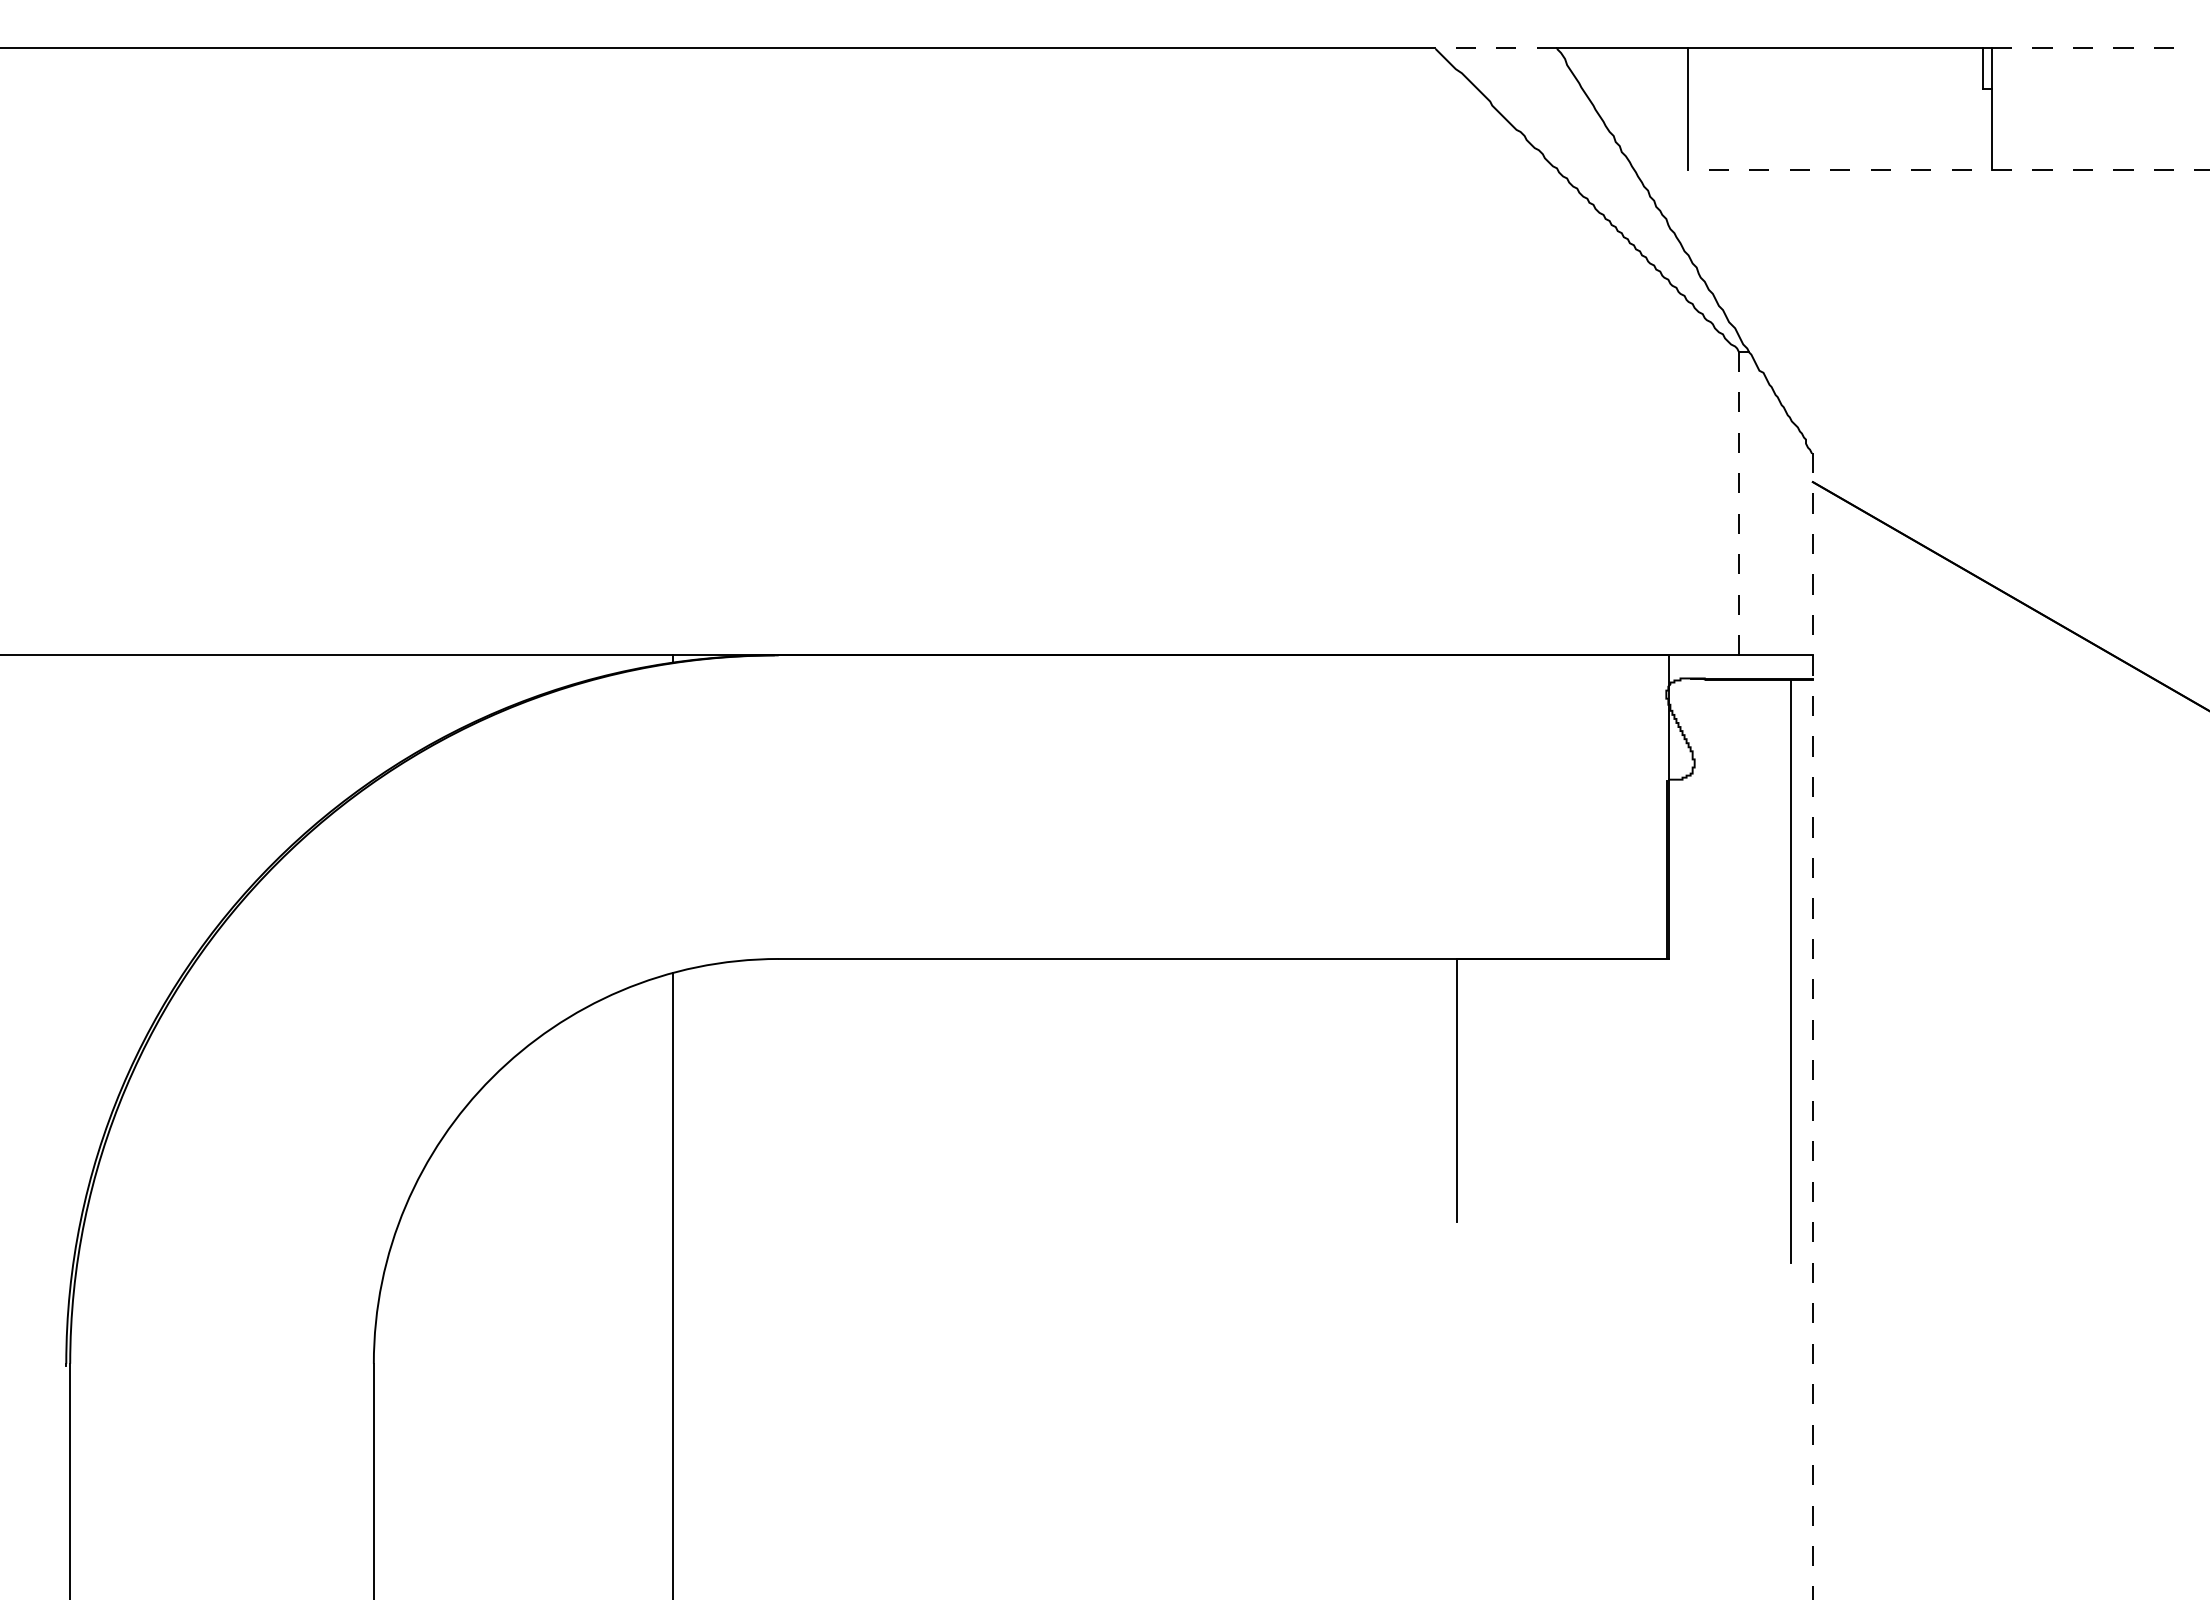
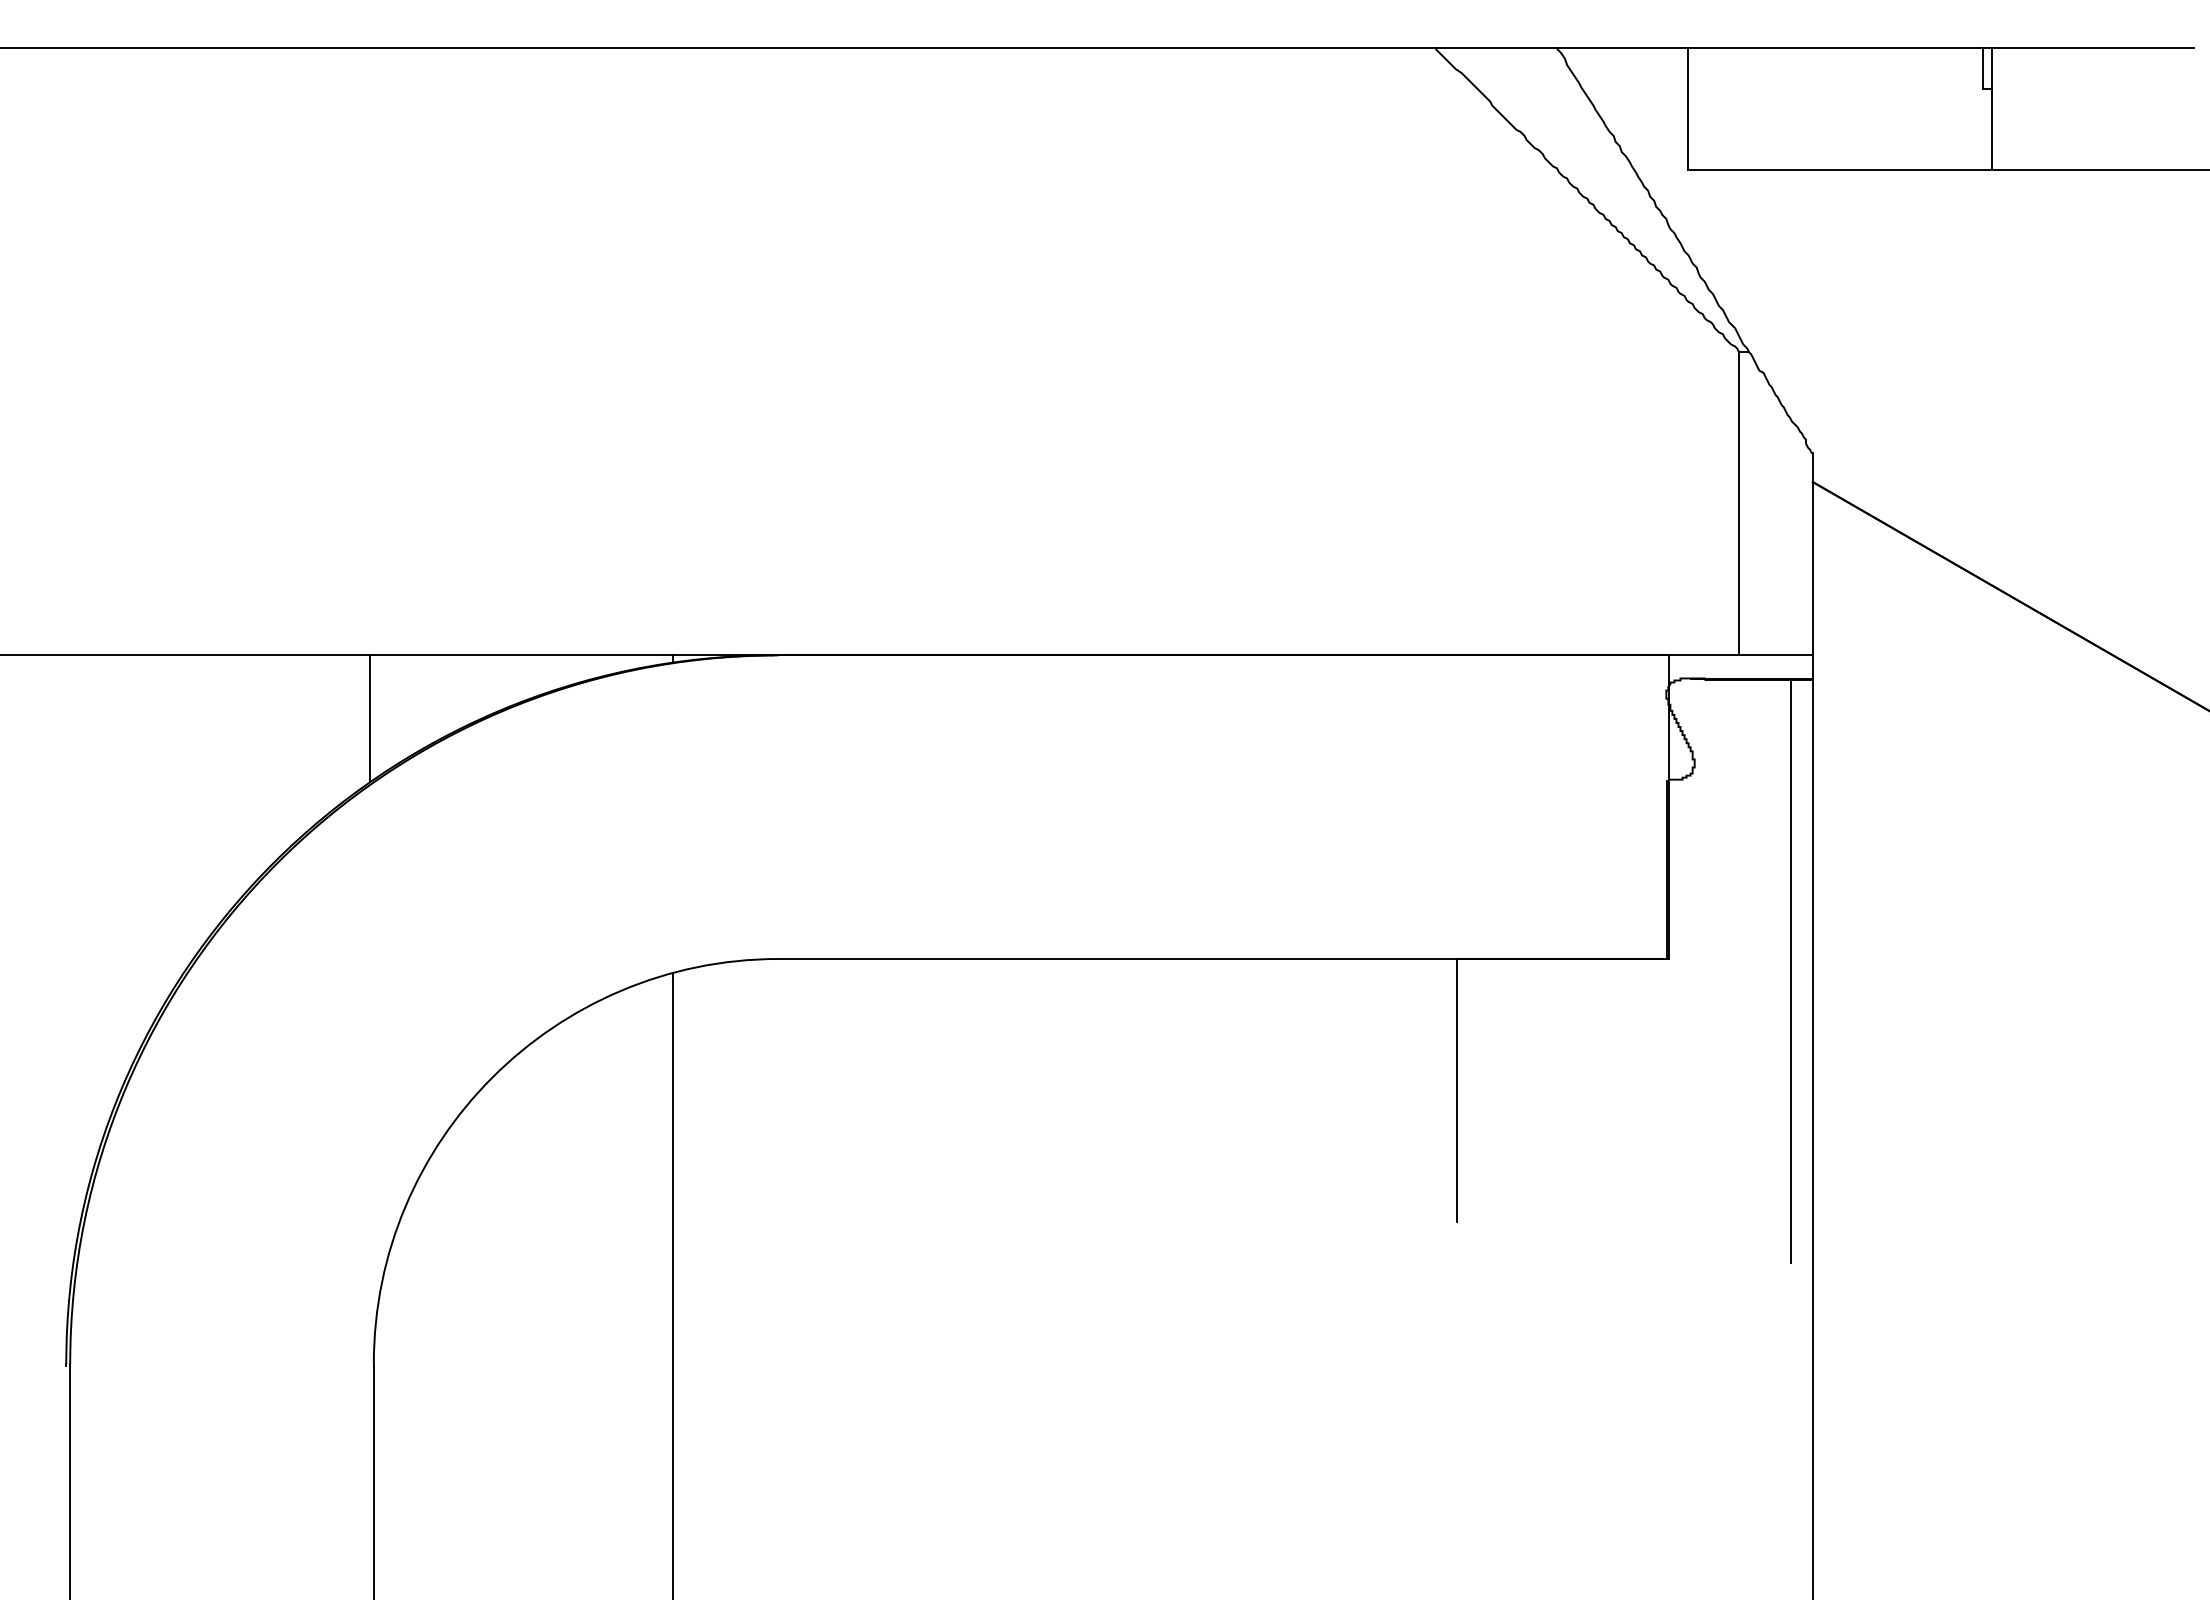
line: dashed -> solid (1496, 48)
line: dashed -> solid (2093, 48)
line: dashed -> solid (1948, 169)
line: dashed -> solid (1739, 503)
line: none -> present (369, 718)
line: dashed -> solid (1812, 1026)
